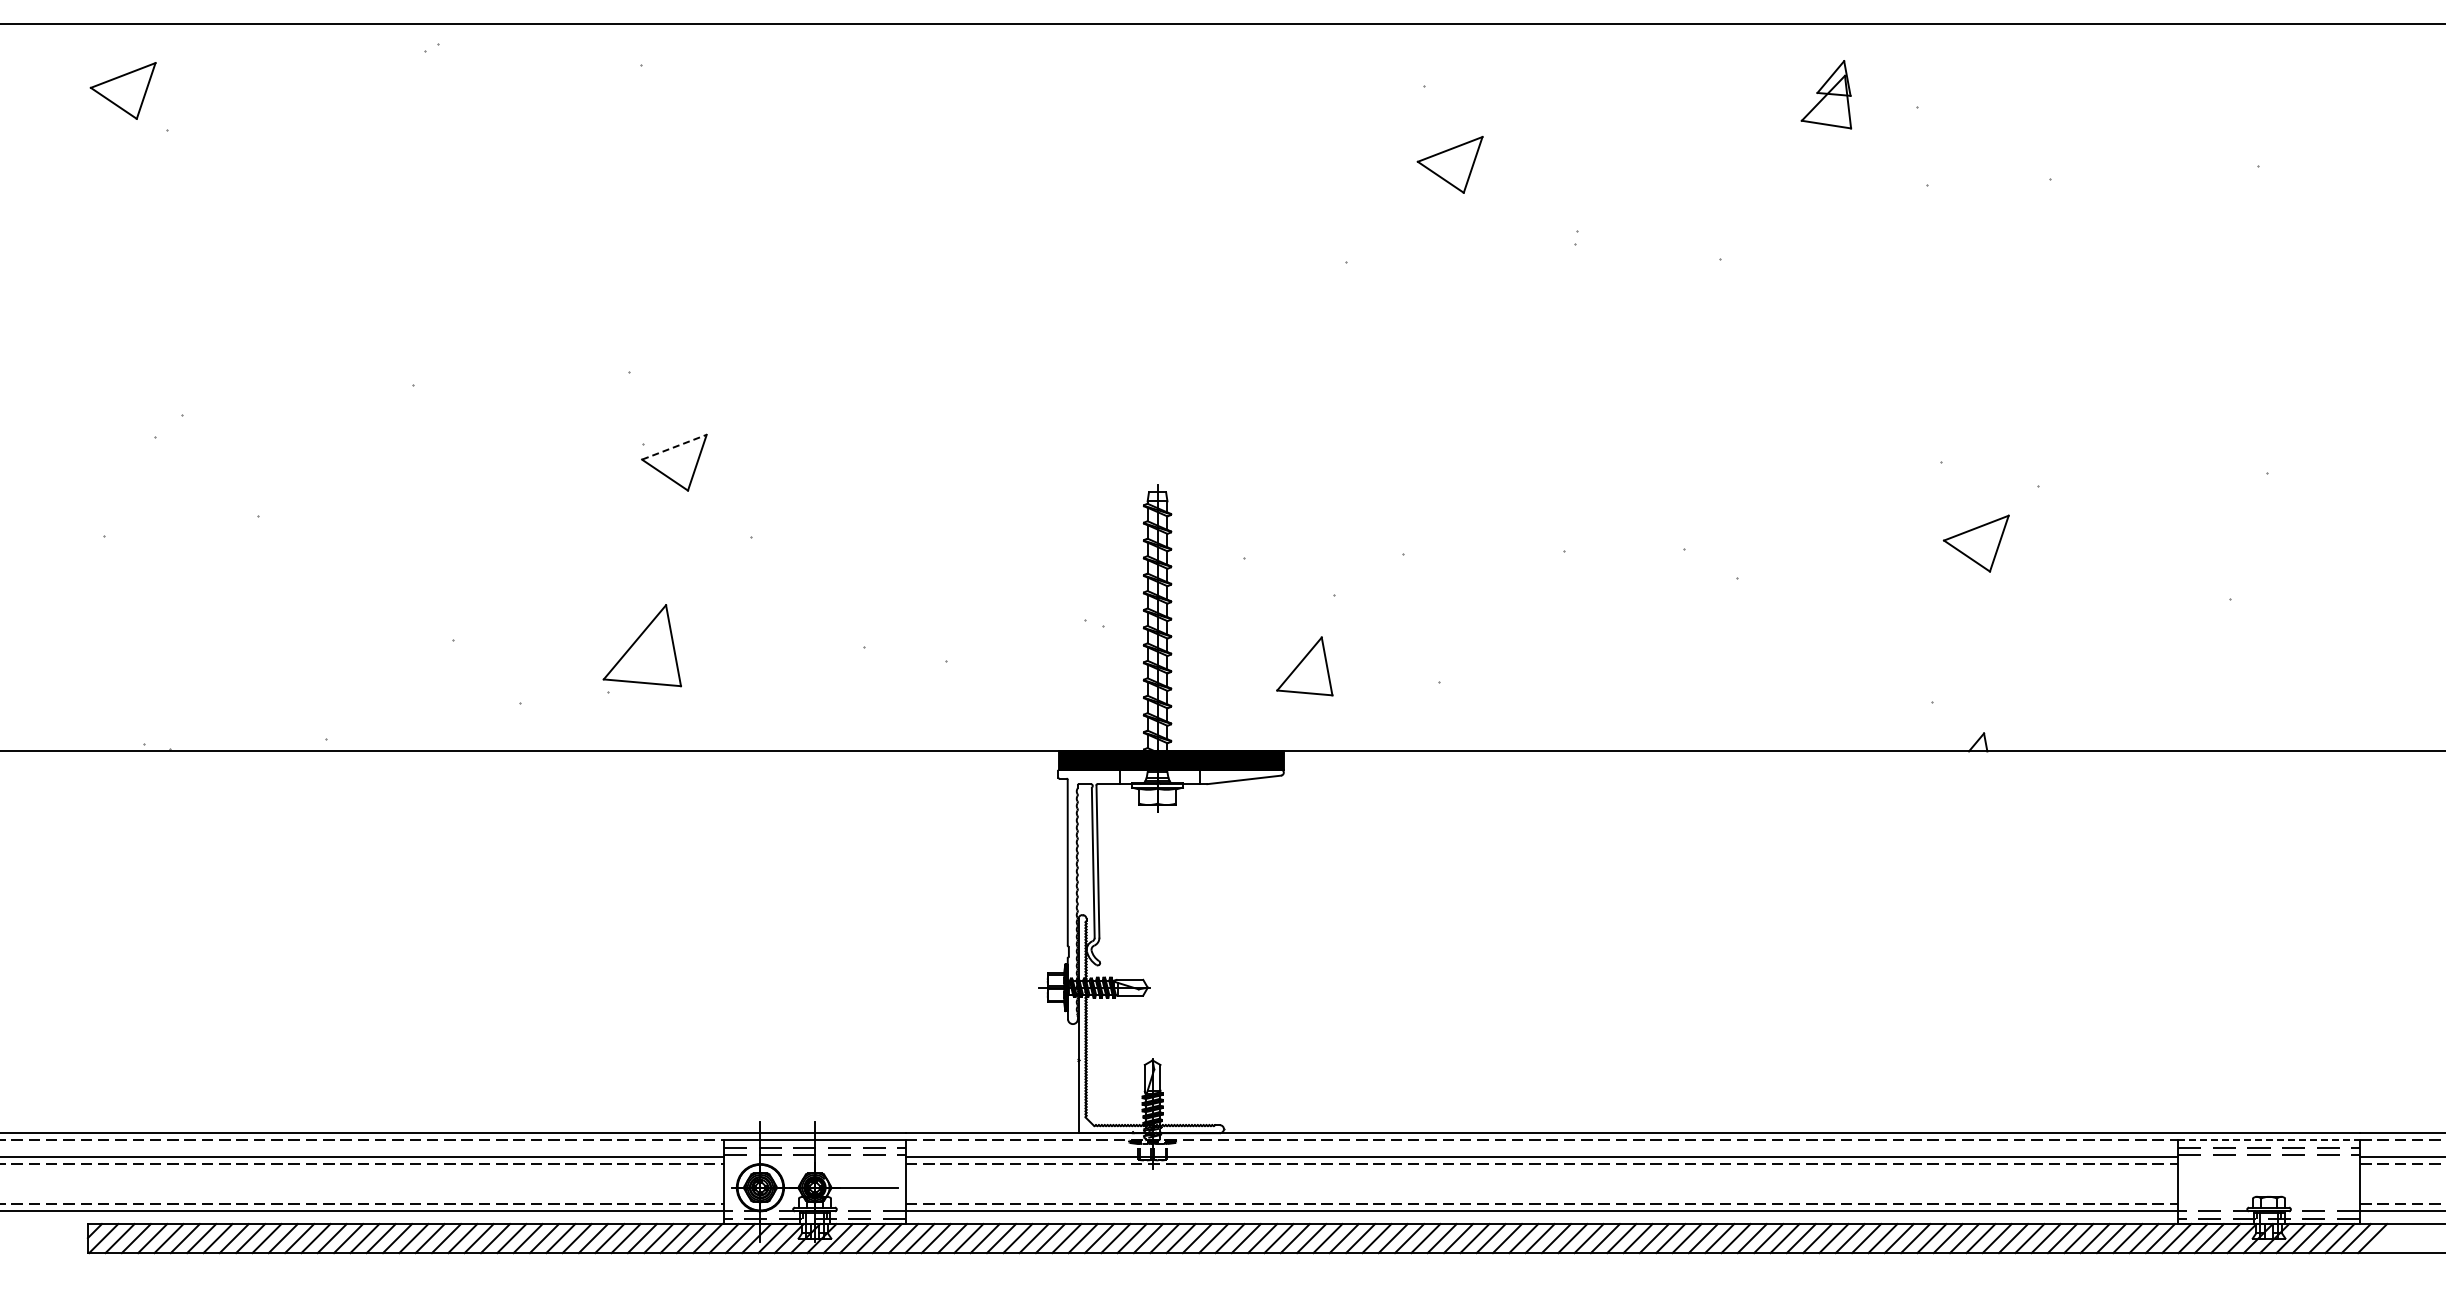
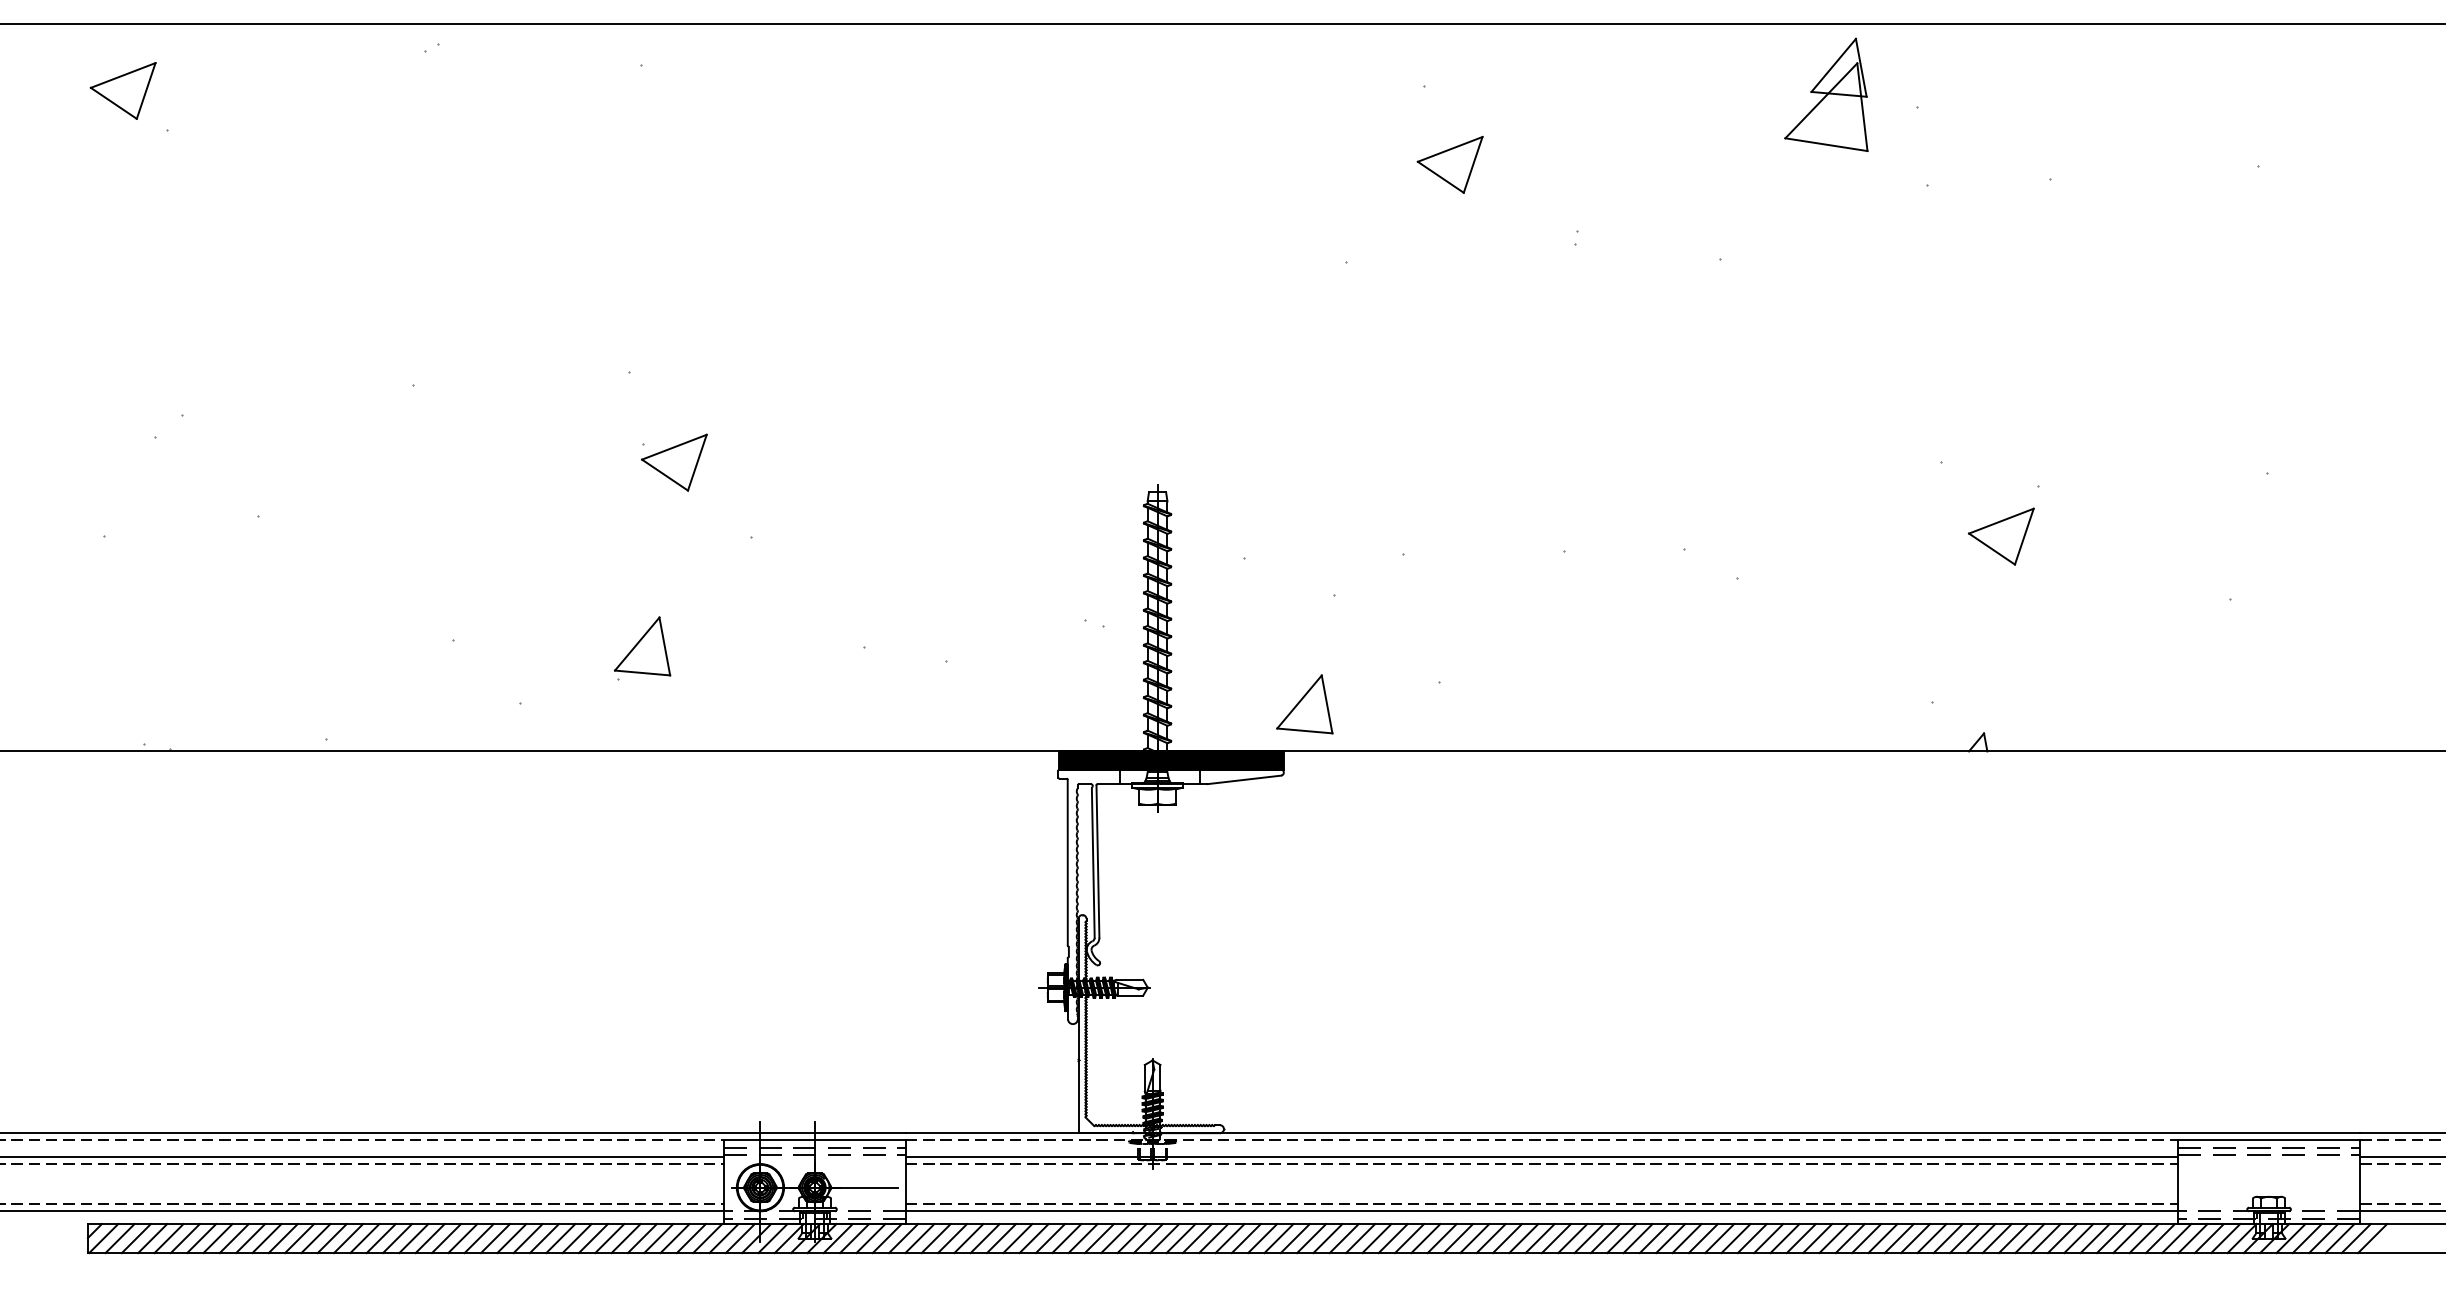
part size: 53x70 px -> 85x115 px (1826, 94)
line: dashed -> solid (674, 447)
part position: (1975, 543) -> (2000, 536) (2000, 536)
part size: 80x90 px -> 58x65 px (642, 648)
part position: (1304, 666) -> (1304, 704) (1304, 704)
line: dashed -> solid (2269, 1140)
